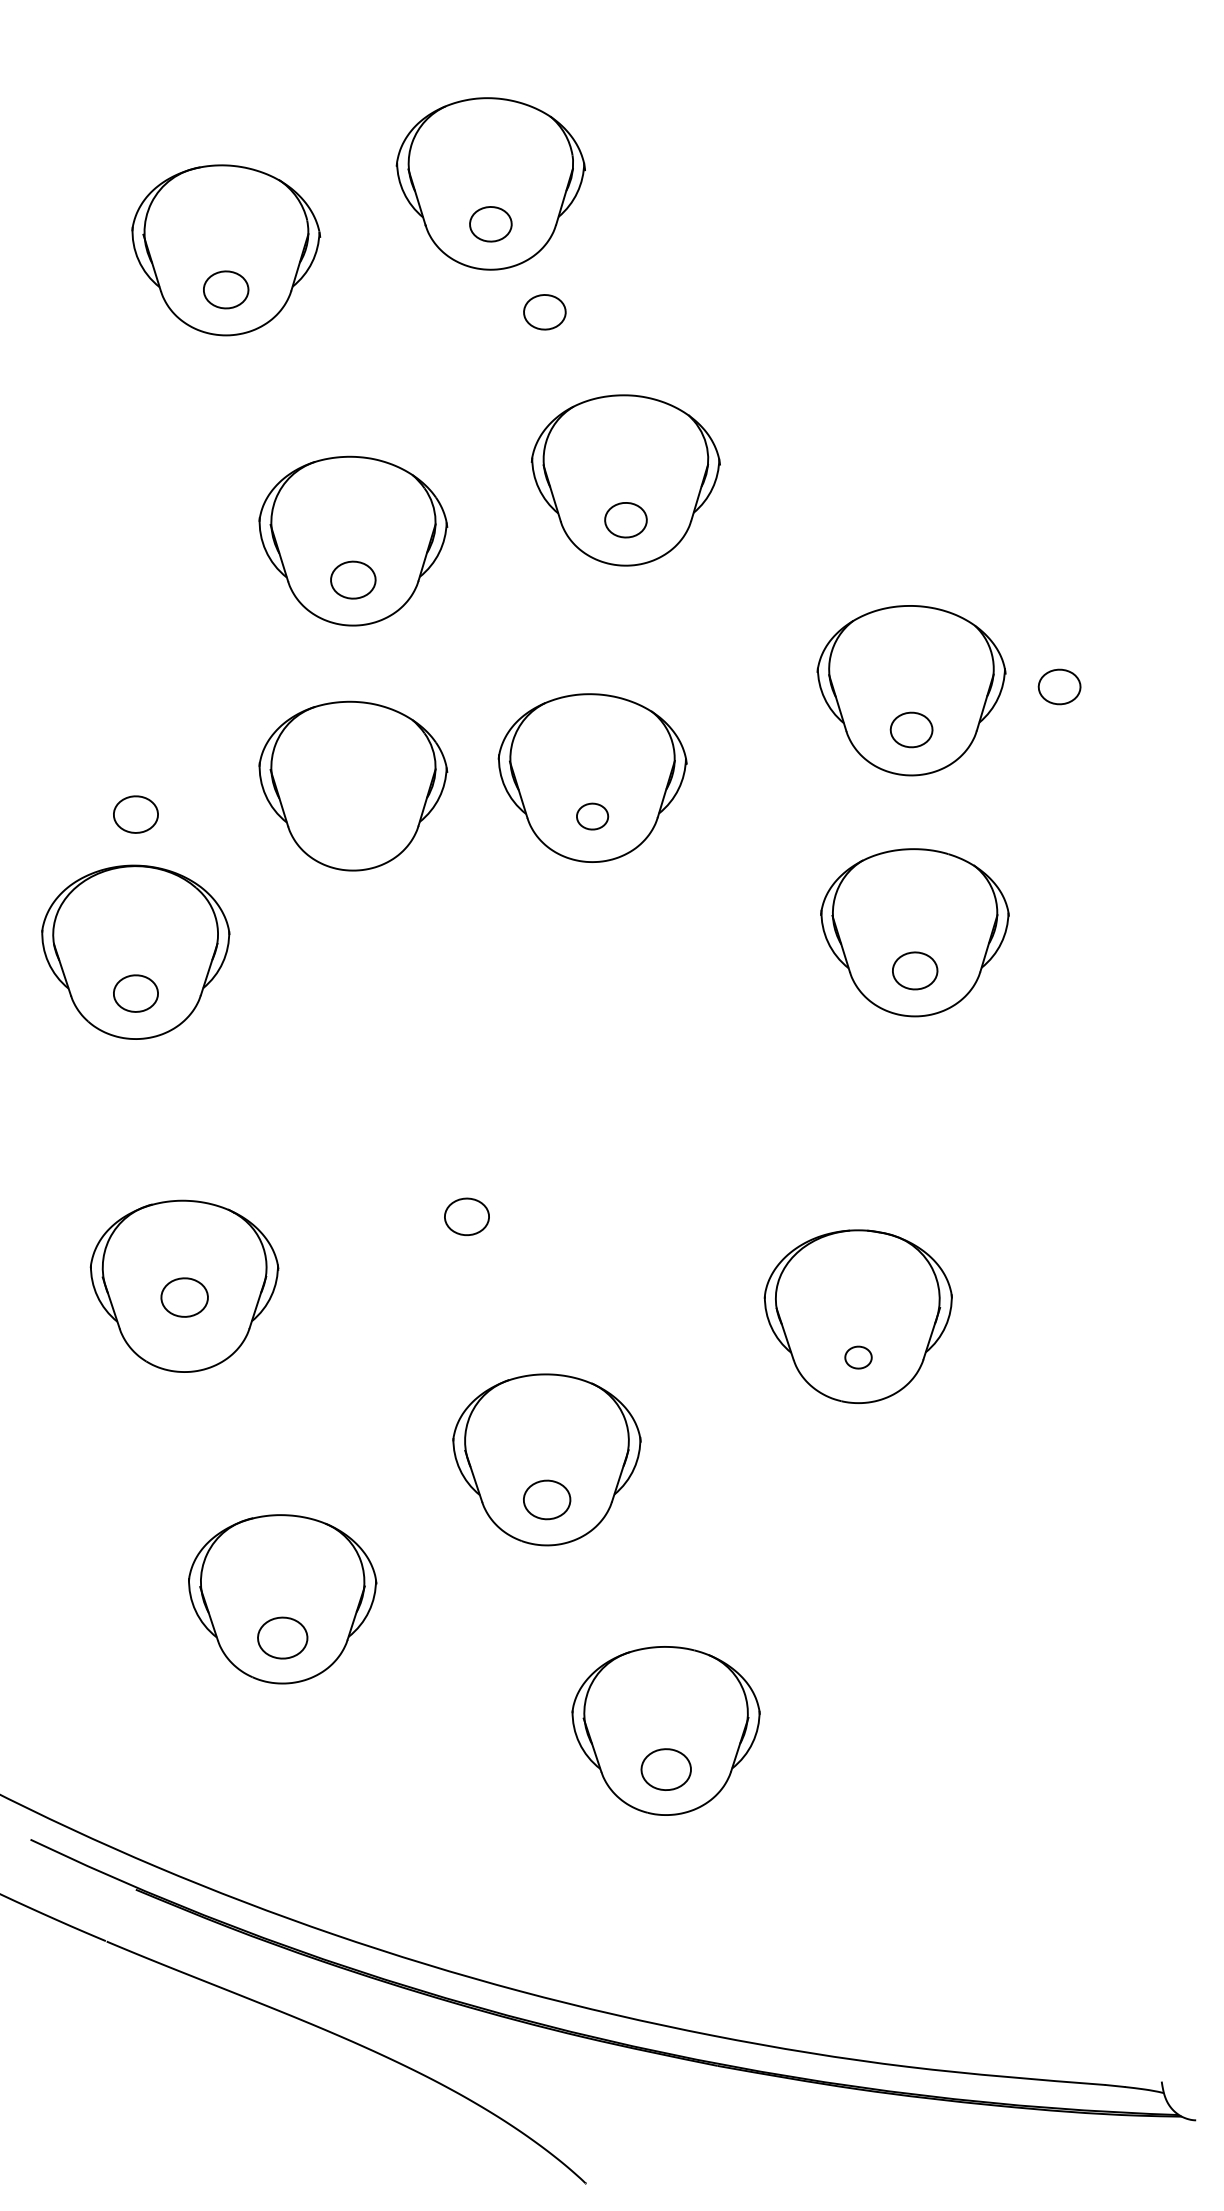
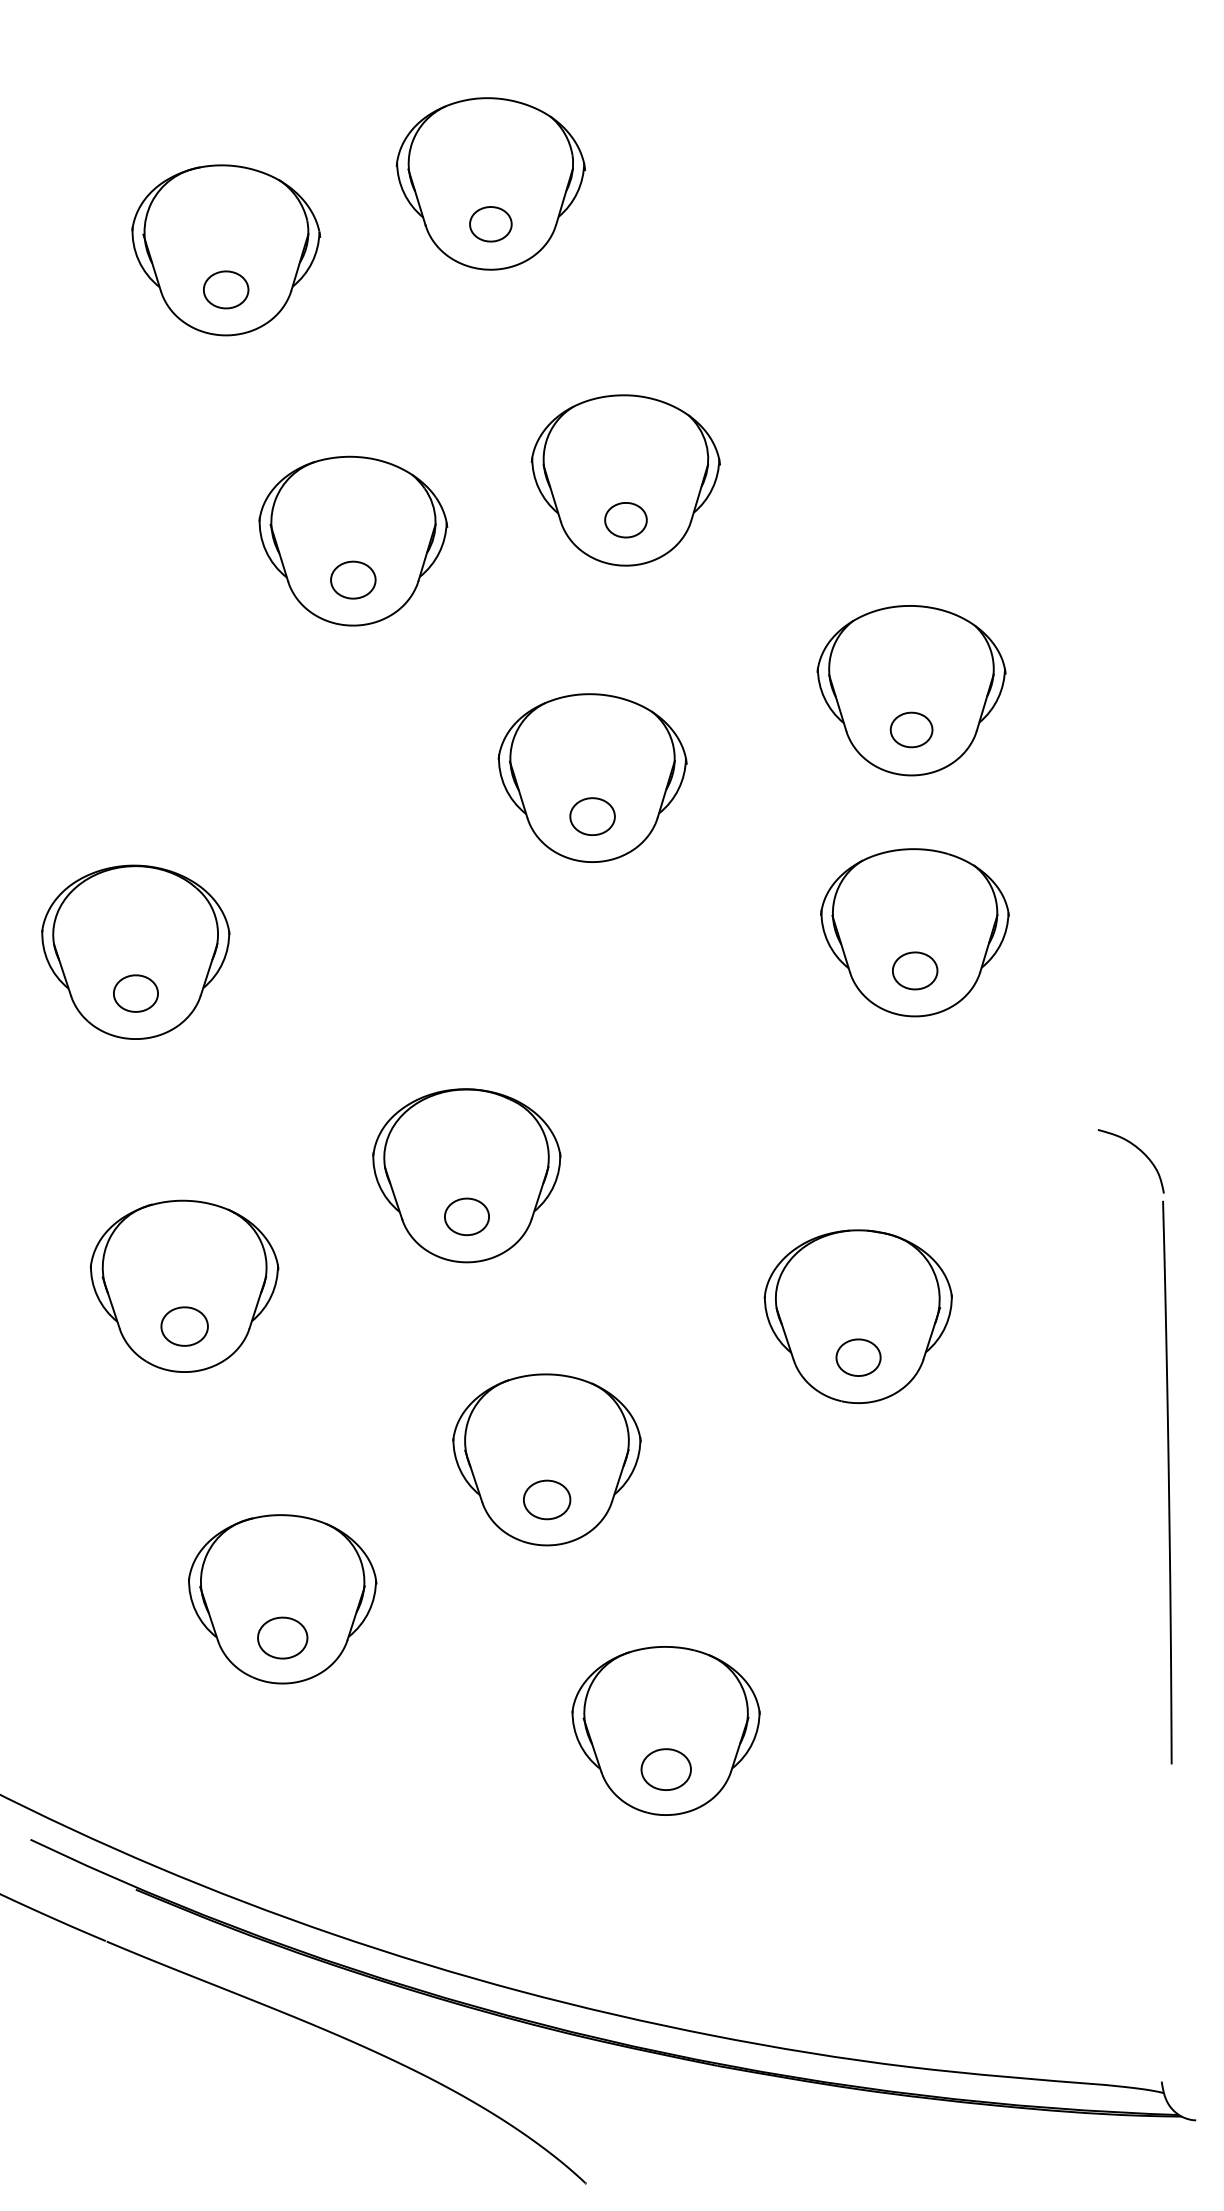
part: present -> none (544, 312)
part: present -> none (1059, 686)
part: present -> none (353, 785)
part: present -> none (135, 814)
part size: 34x29 px -> 47x39 px (592, 816)
part: none -> present (466, 1175)
part position: (184, 1297) -> (184, 1326) (184, 1326)
part size: 29x25 px -> 47x39 px (858, 1357)
part: none -> present (1167, 1446)
